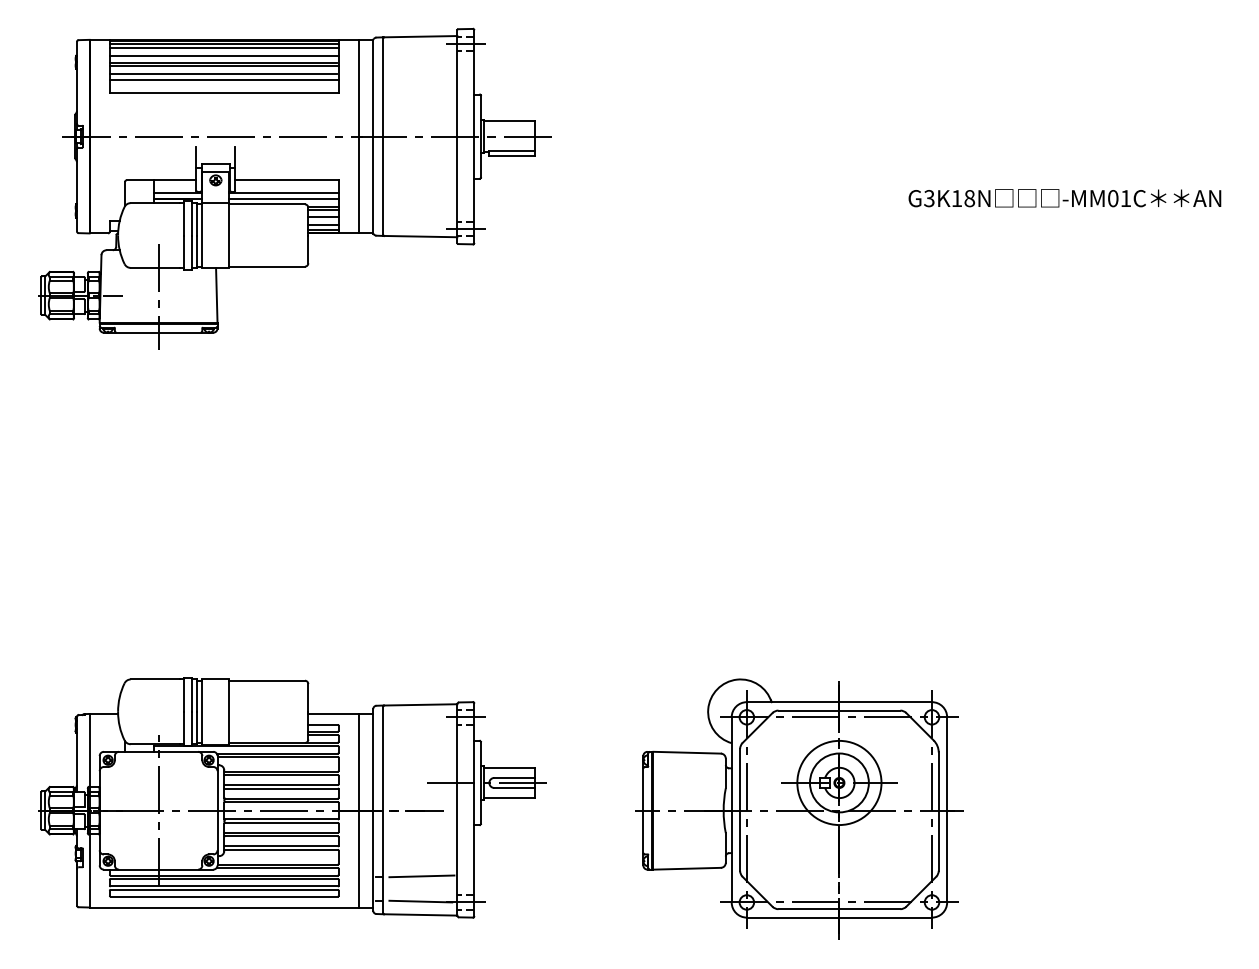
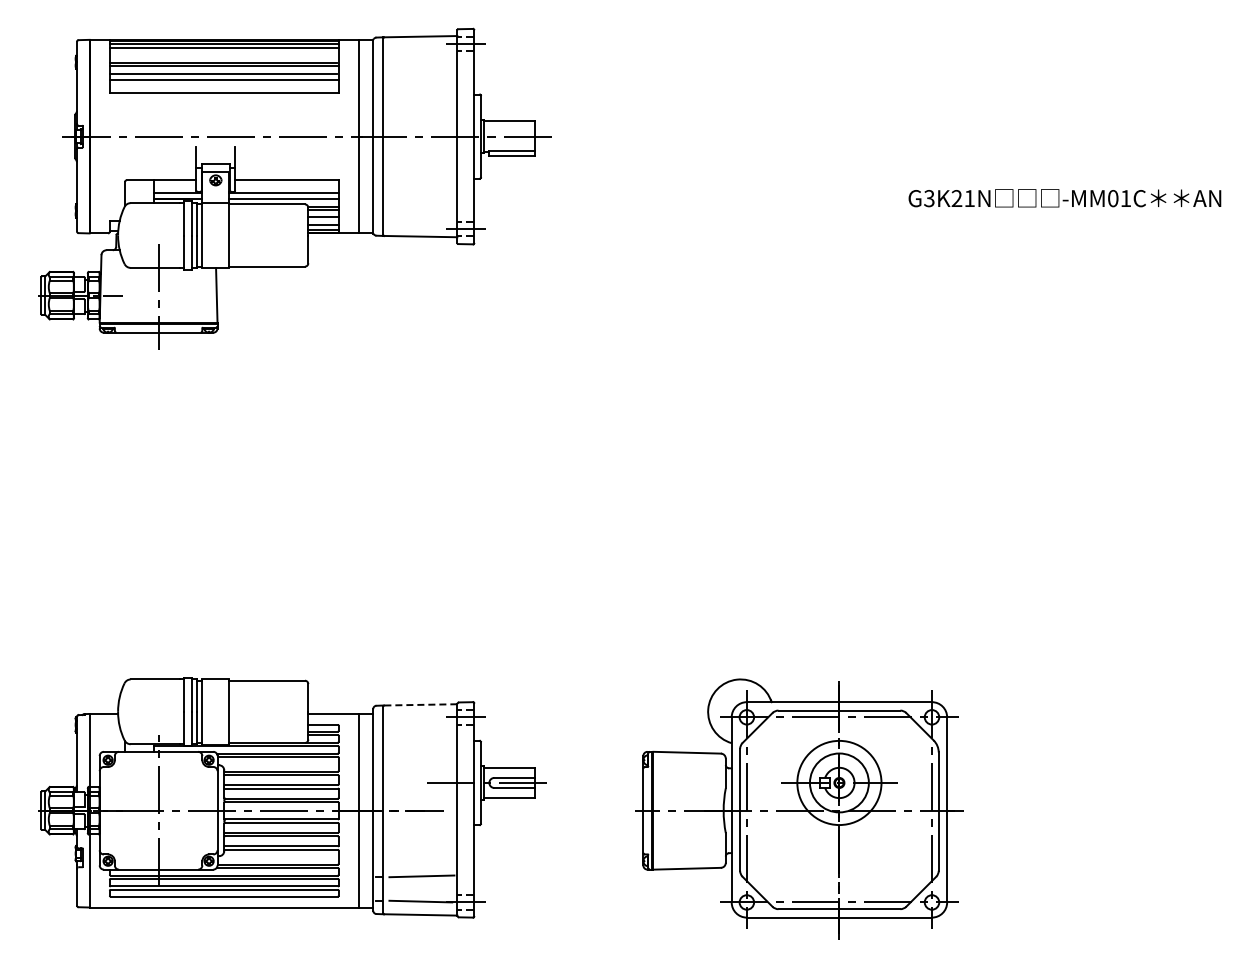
line: present -> none (223, 56)
text: G3K18N -> G3K21N (963, 198)
line: solid -> dashed (420, 704)
